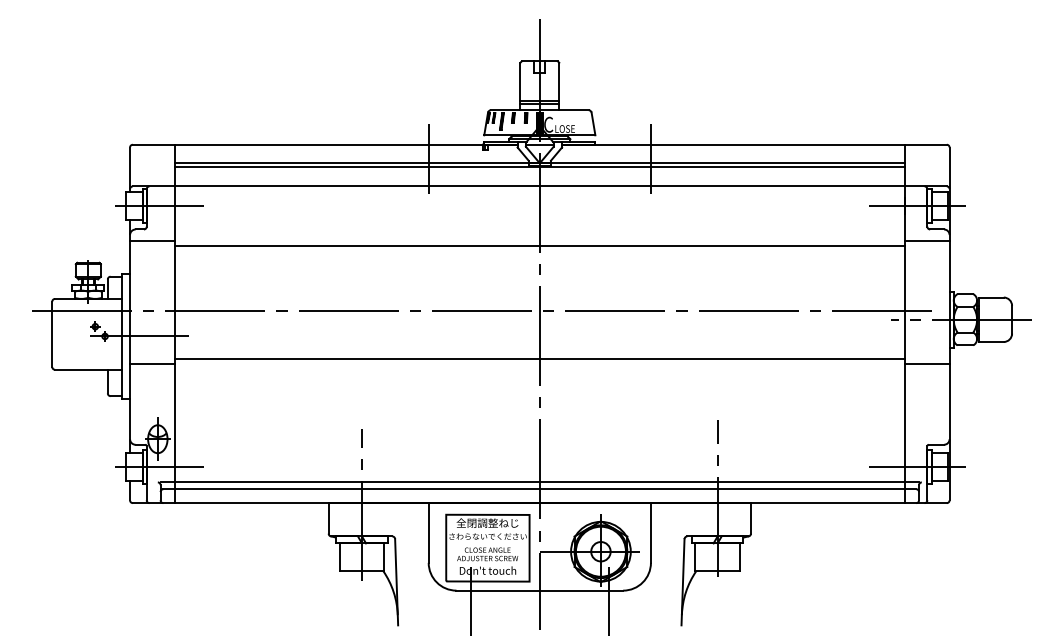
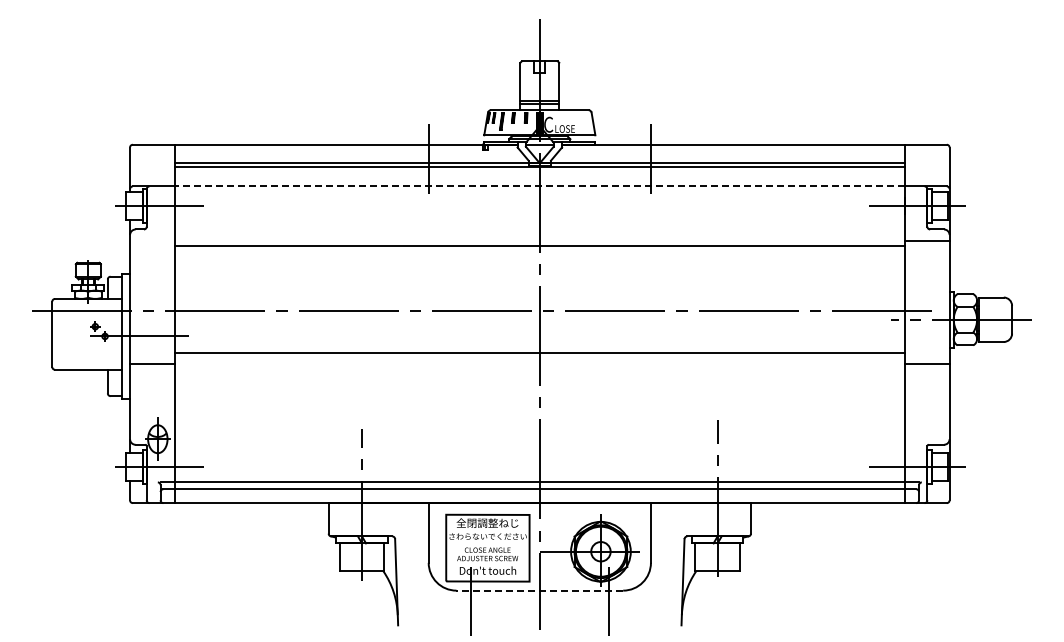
line: solid -> dashed (539, 186)
line: present -> none (152, 241)
line position: (539, 358) -> (539, 352) (539, 352)
line: solid -> dashed (539, 590)
